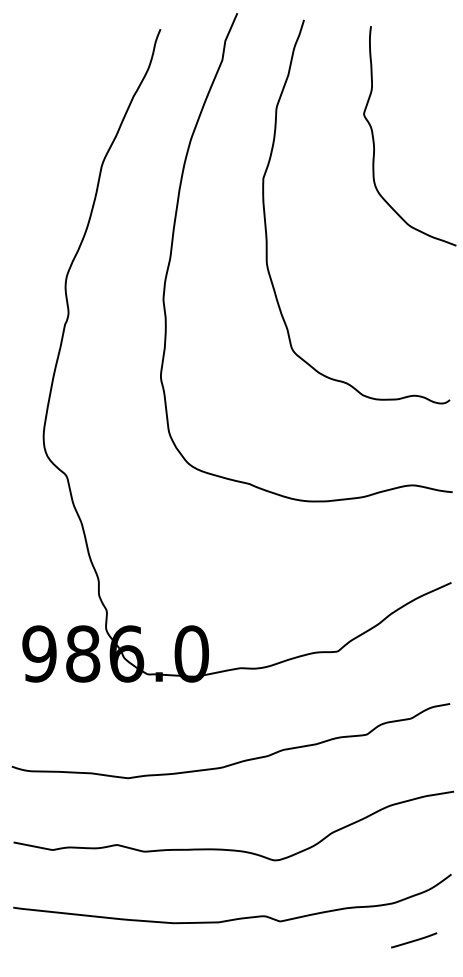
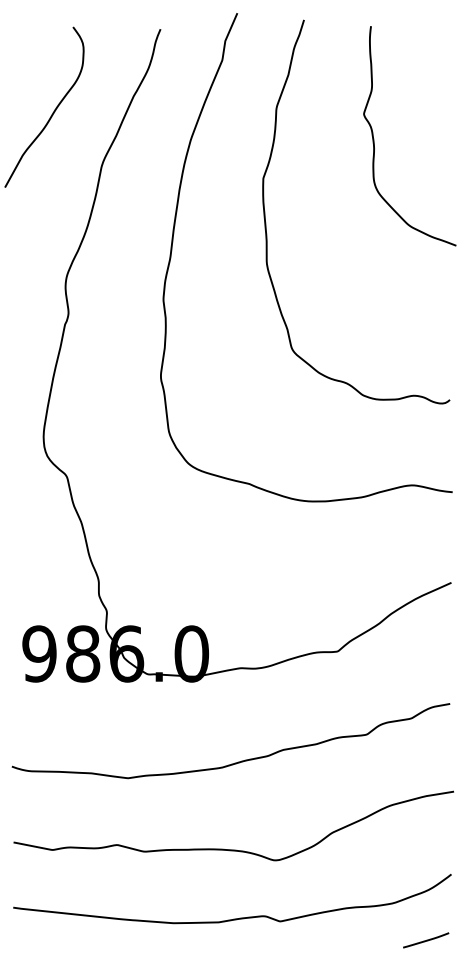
curve: none -> present (52, 112)
line position: (414, 940) -> (426, 940) (426, 940)
